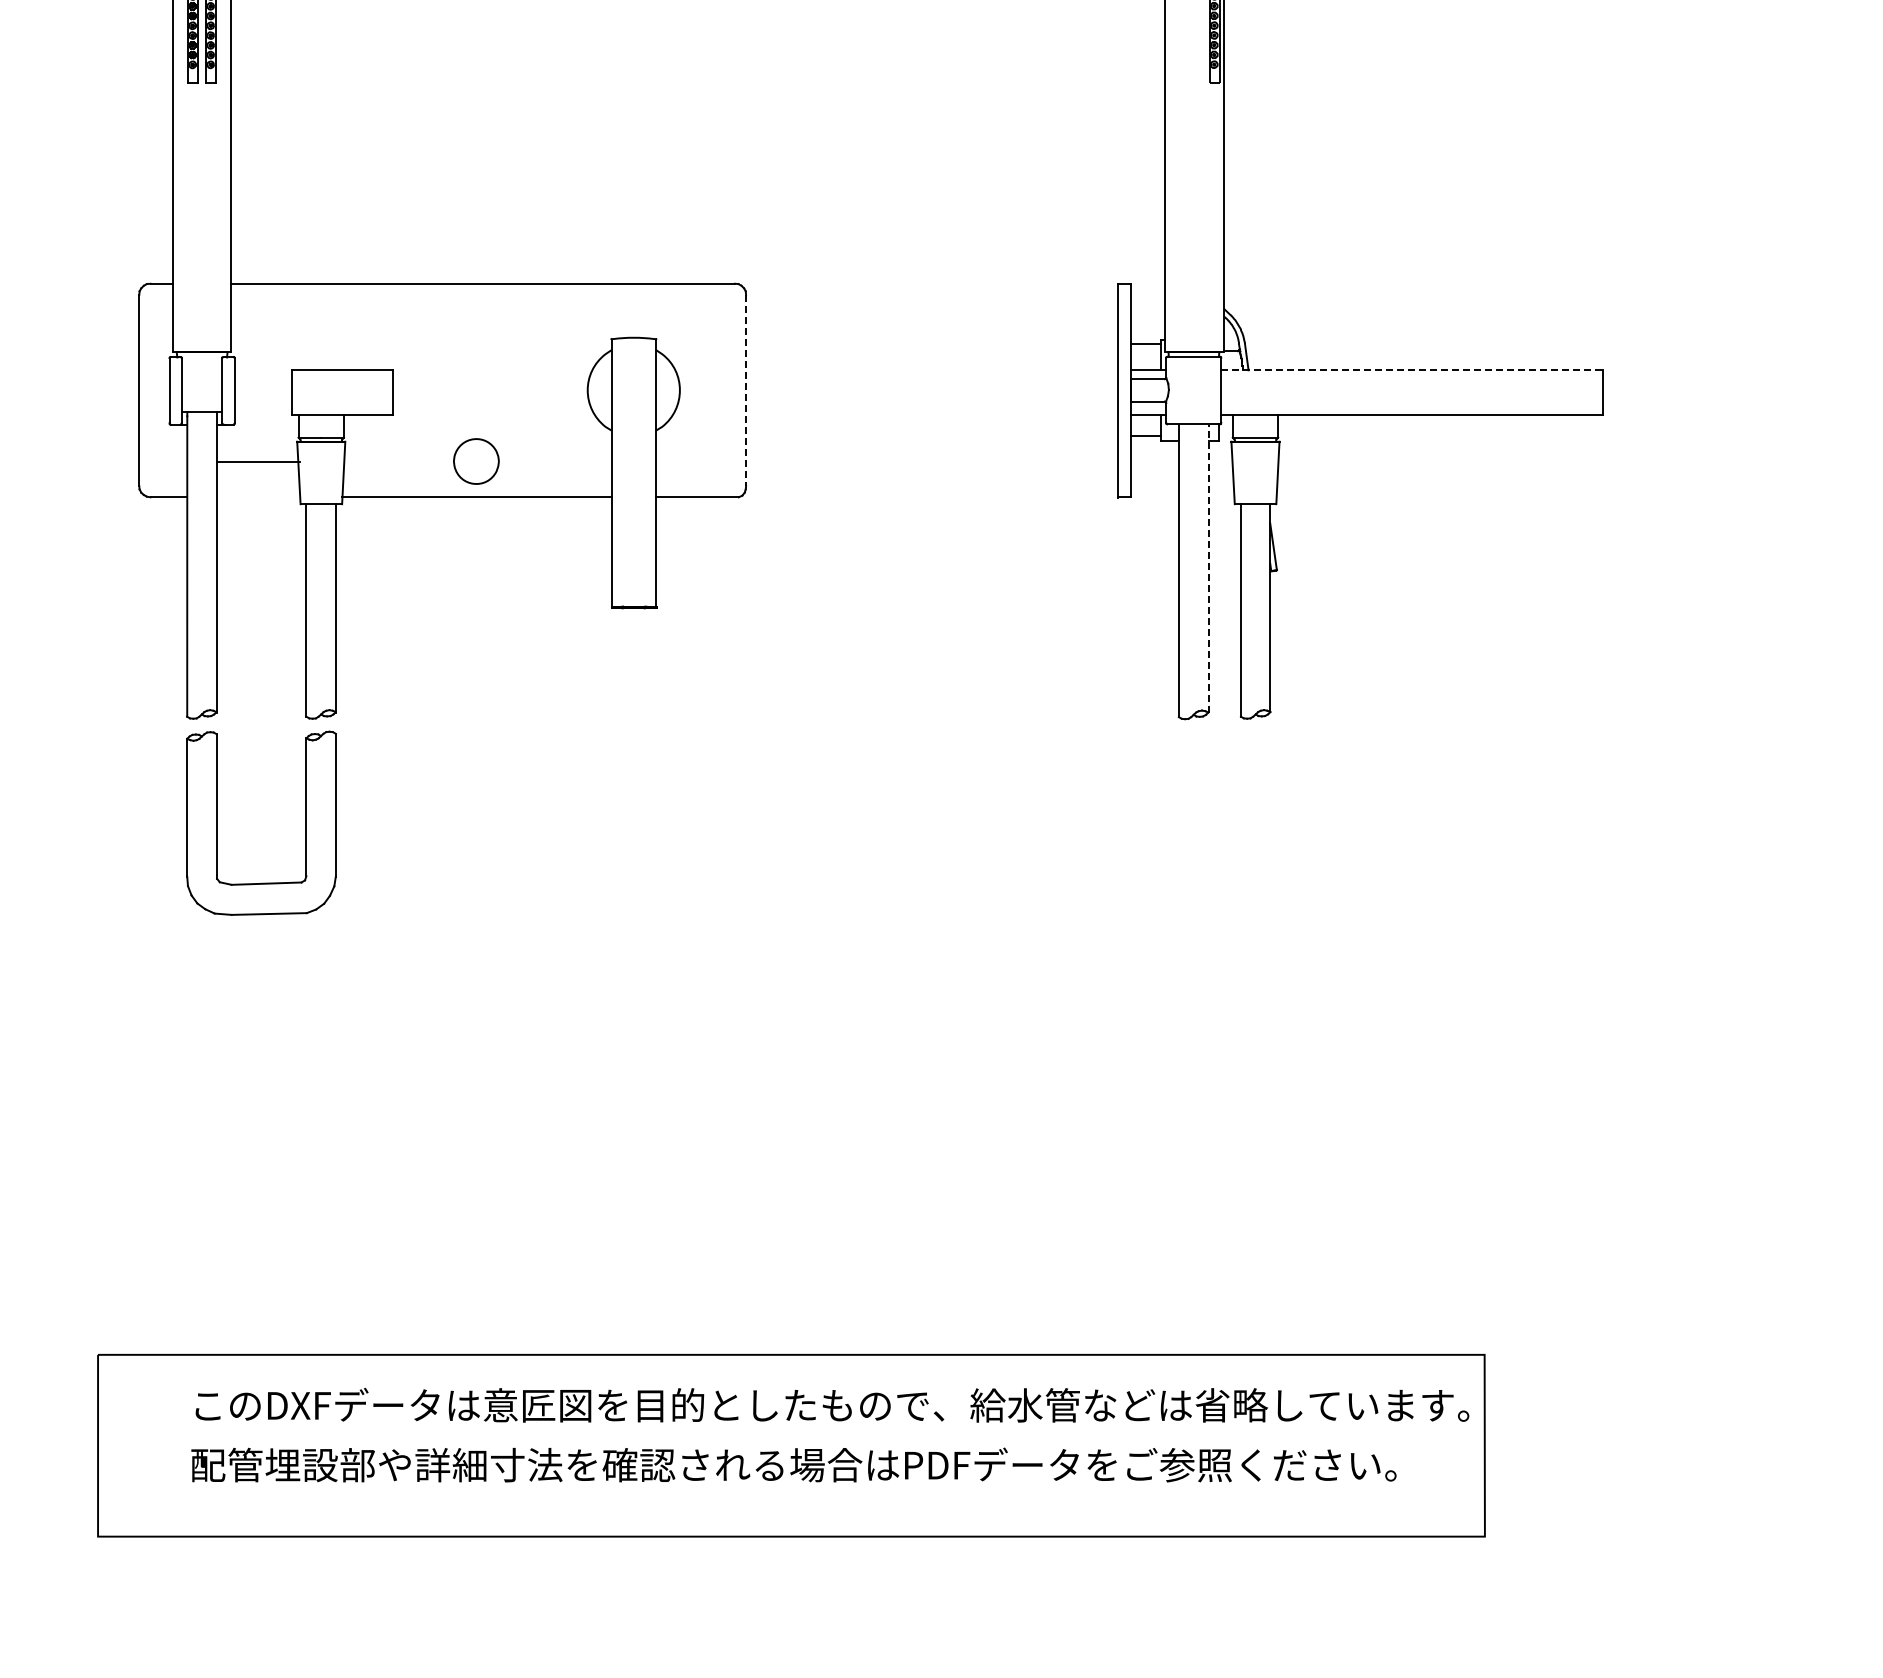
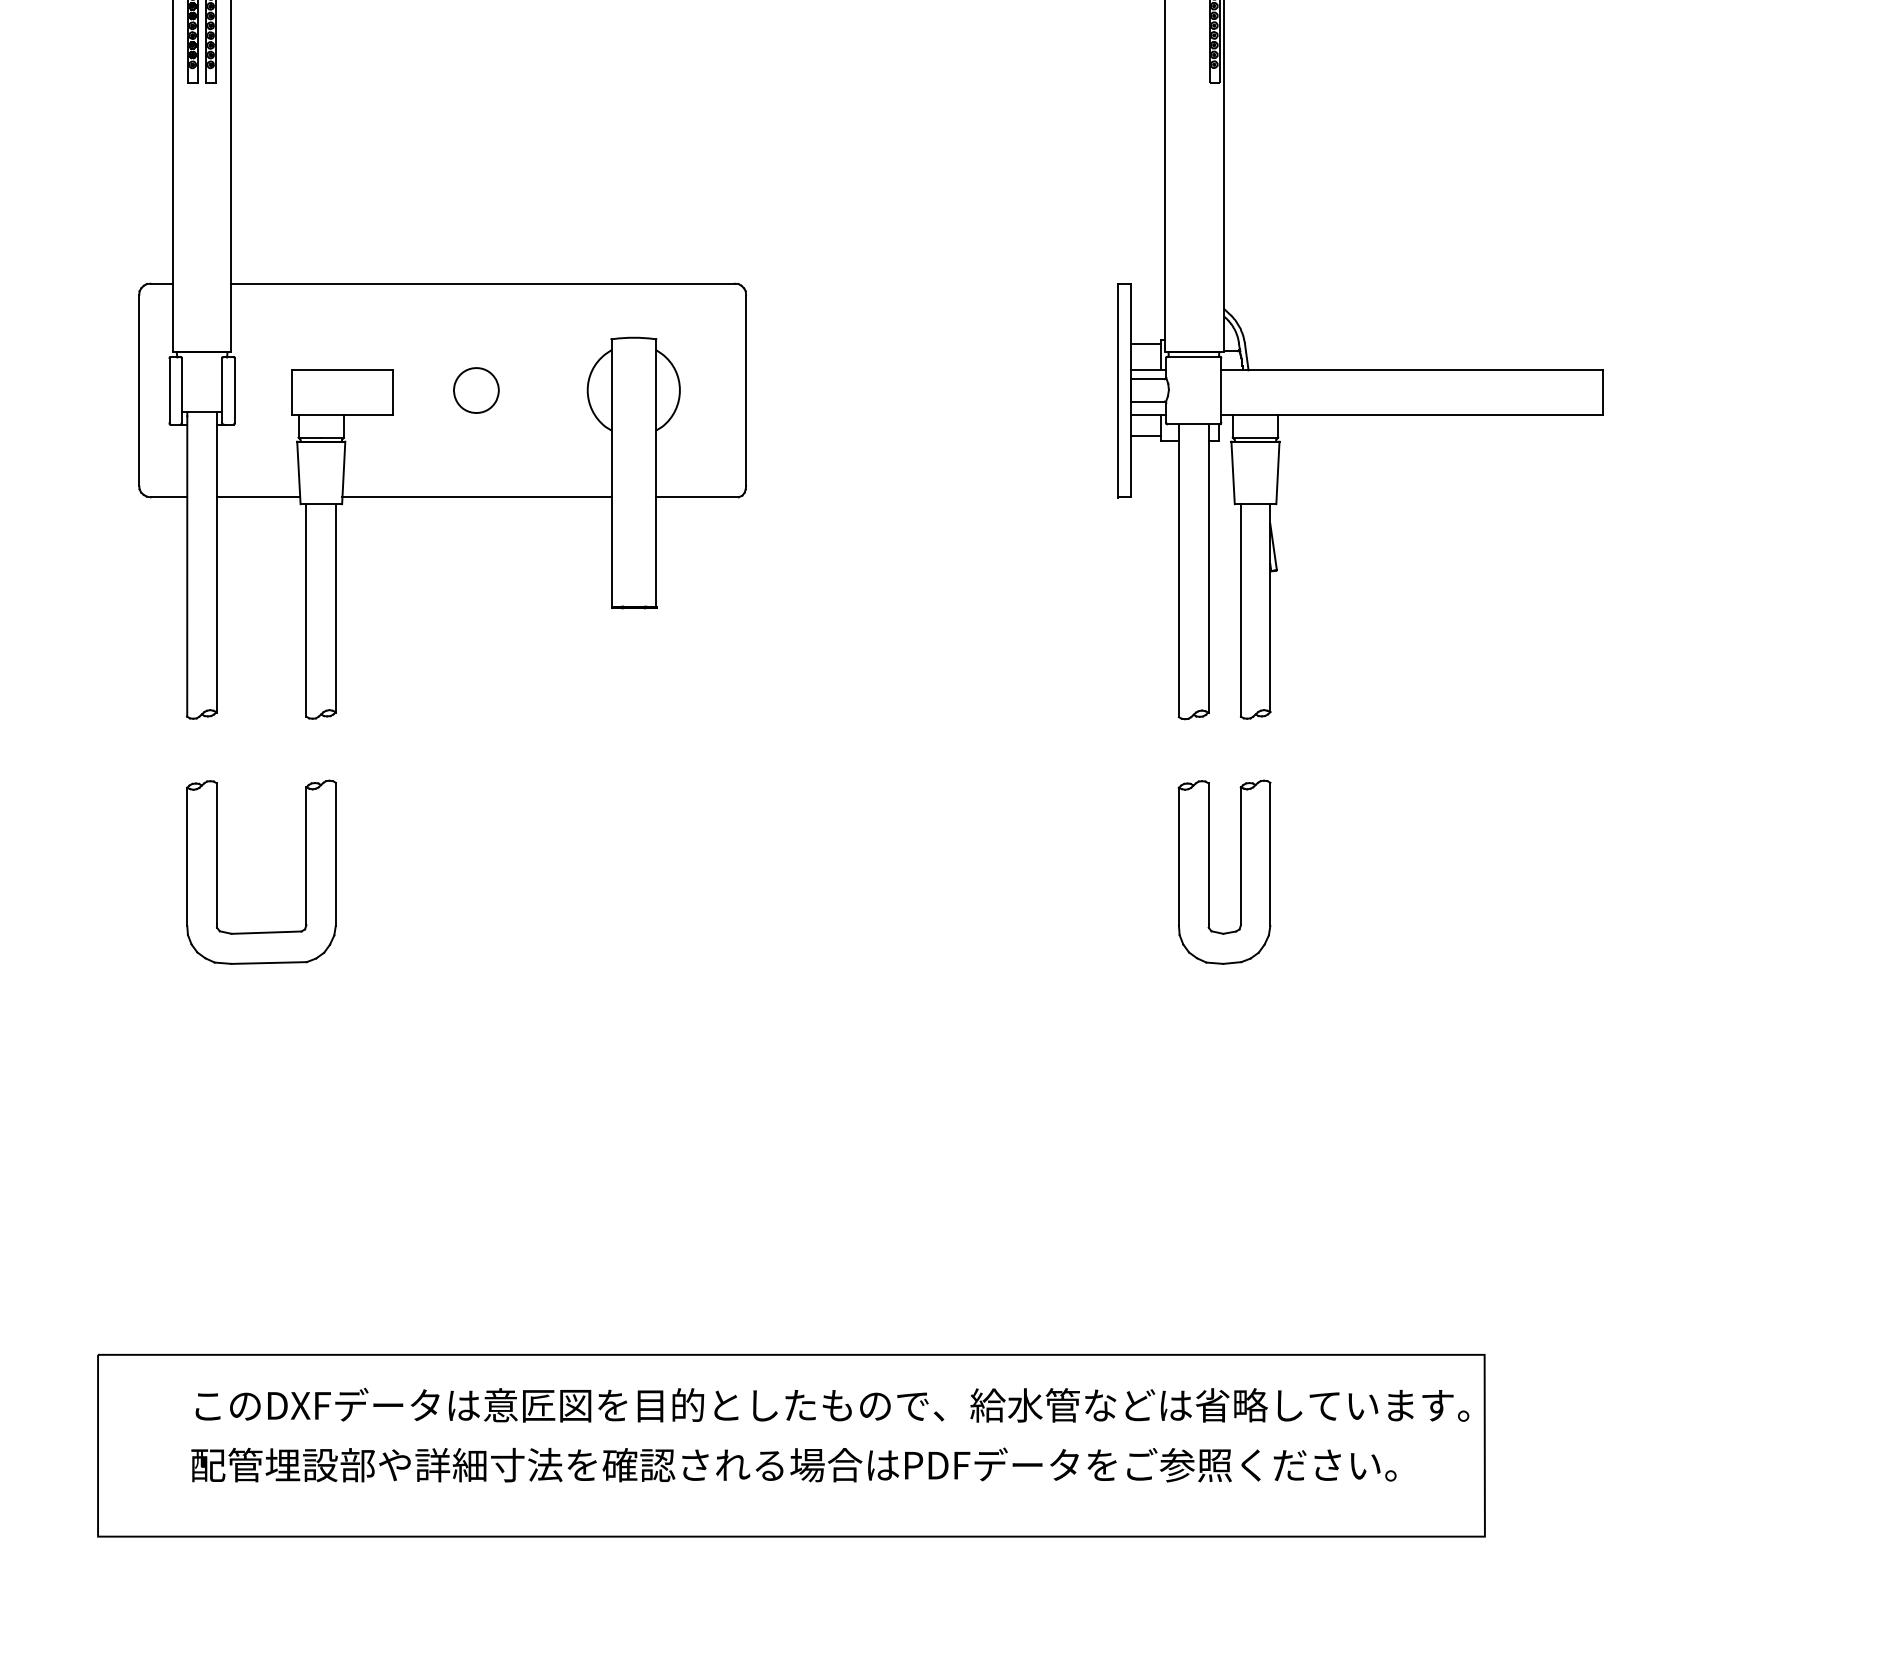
line: dashed -> solid (1412, 370)
line: dashed -> solid (746, 390)
part position: (476, 461) -> (476, 390) (476, 390)
line position: (258, 462) -> (258, 497) (258, 497)
line: dashed -> solid (1208, 568)
part position: (217, 822) -> (217, 871) (217, 871)
part: none -> present (1209, 871)
